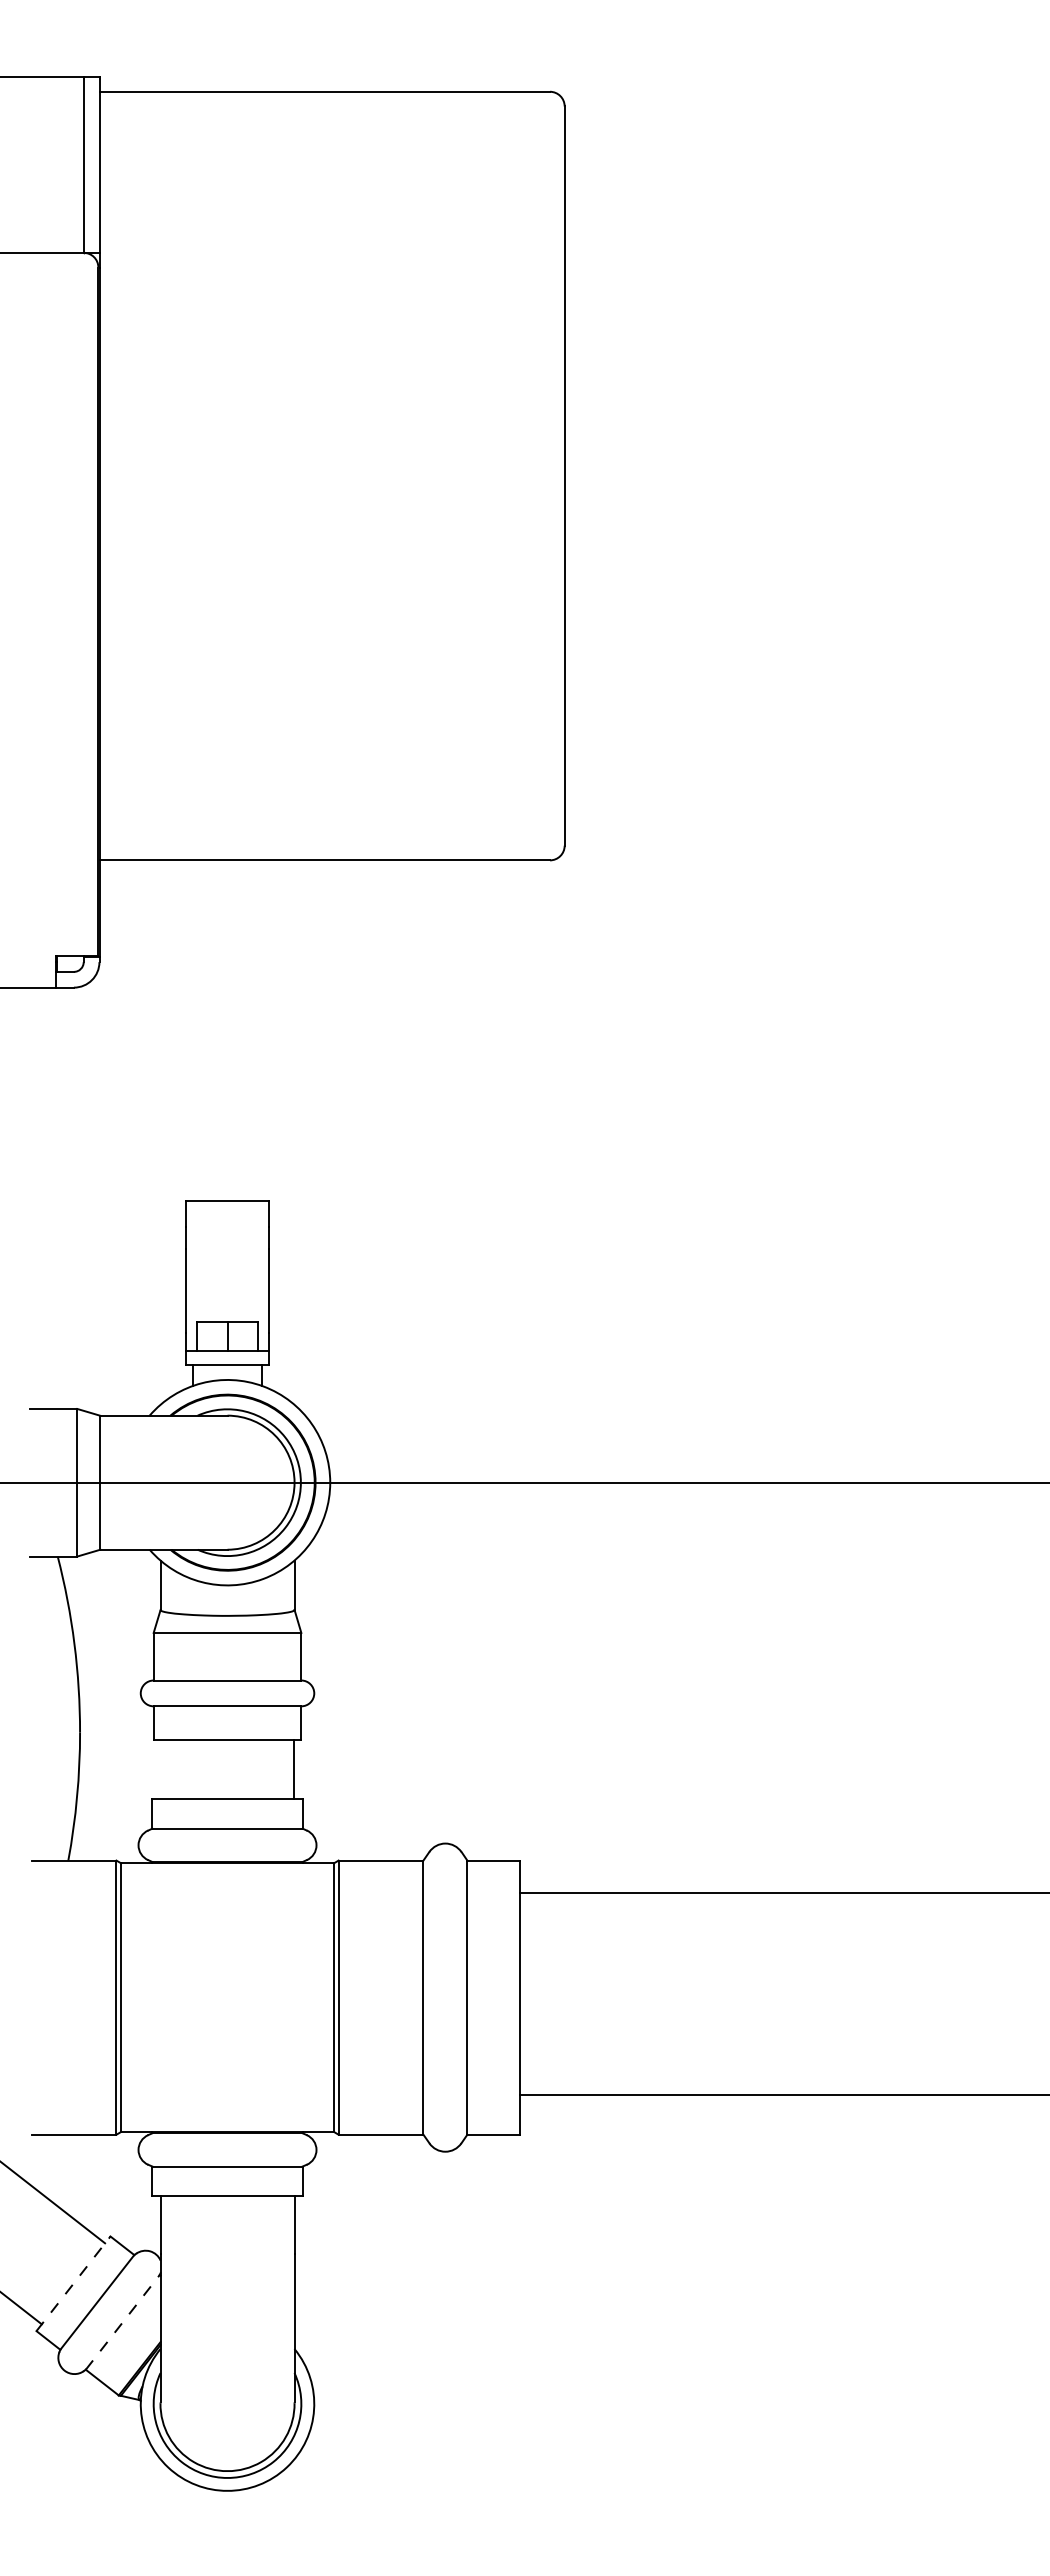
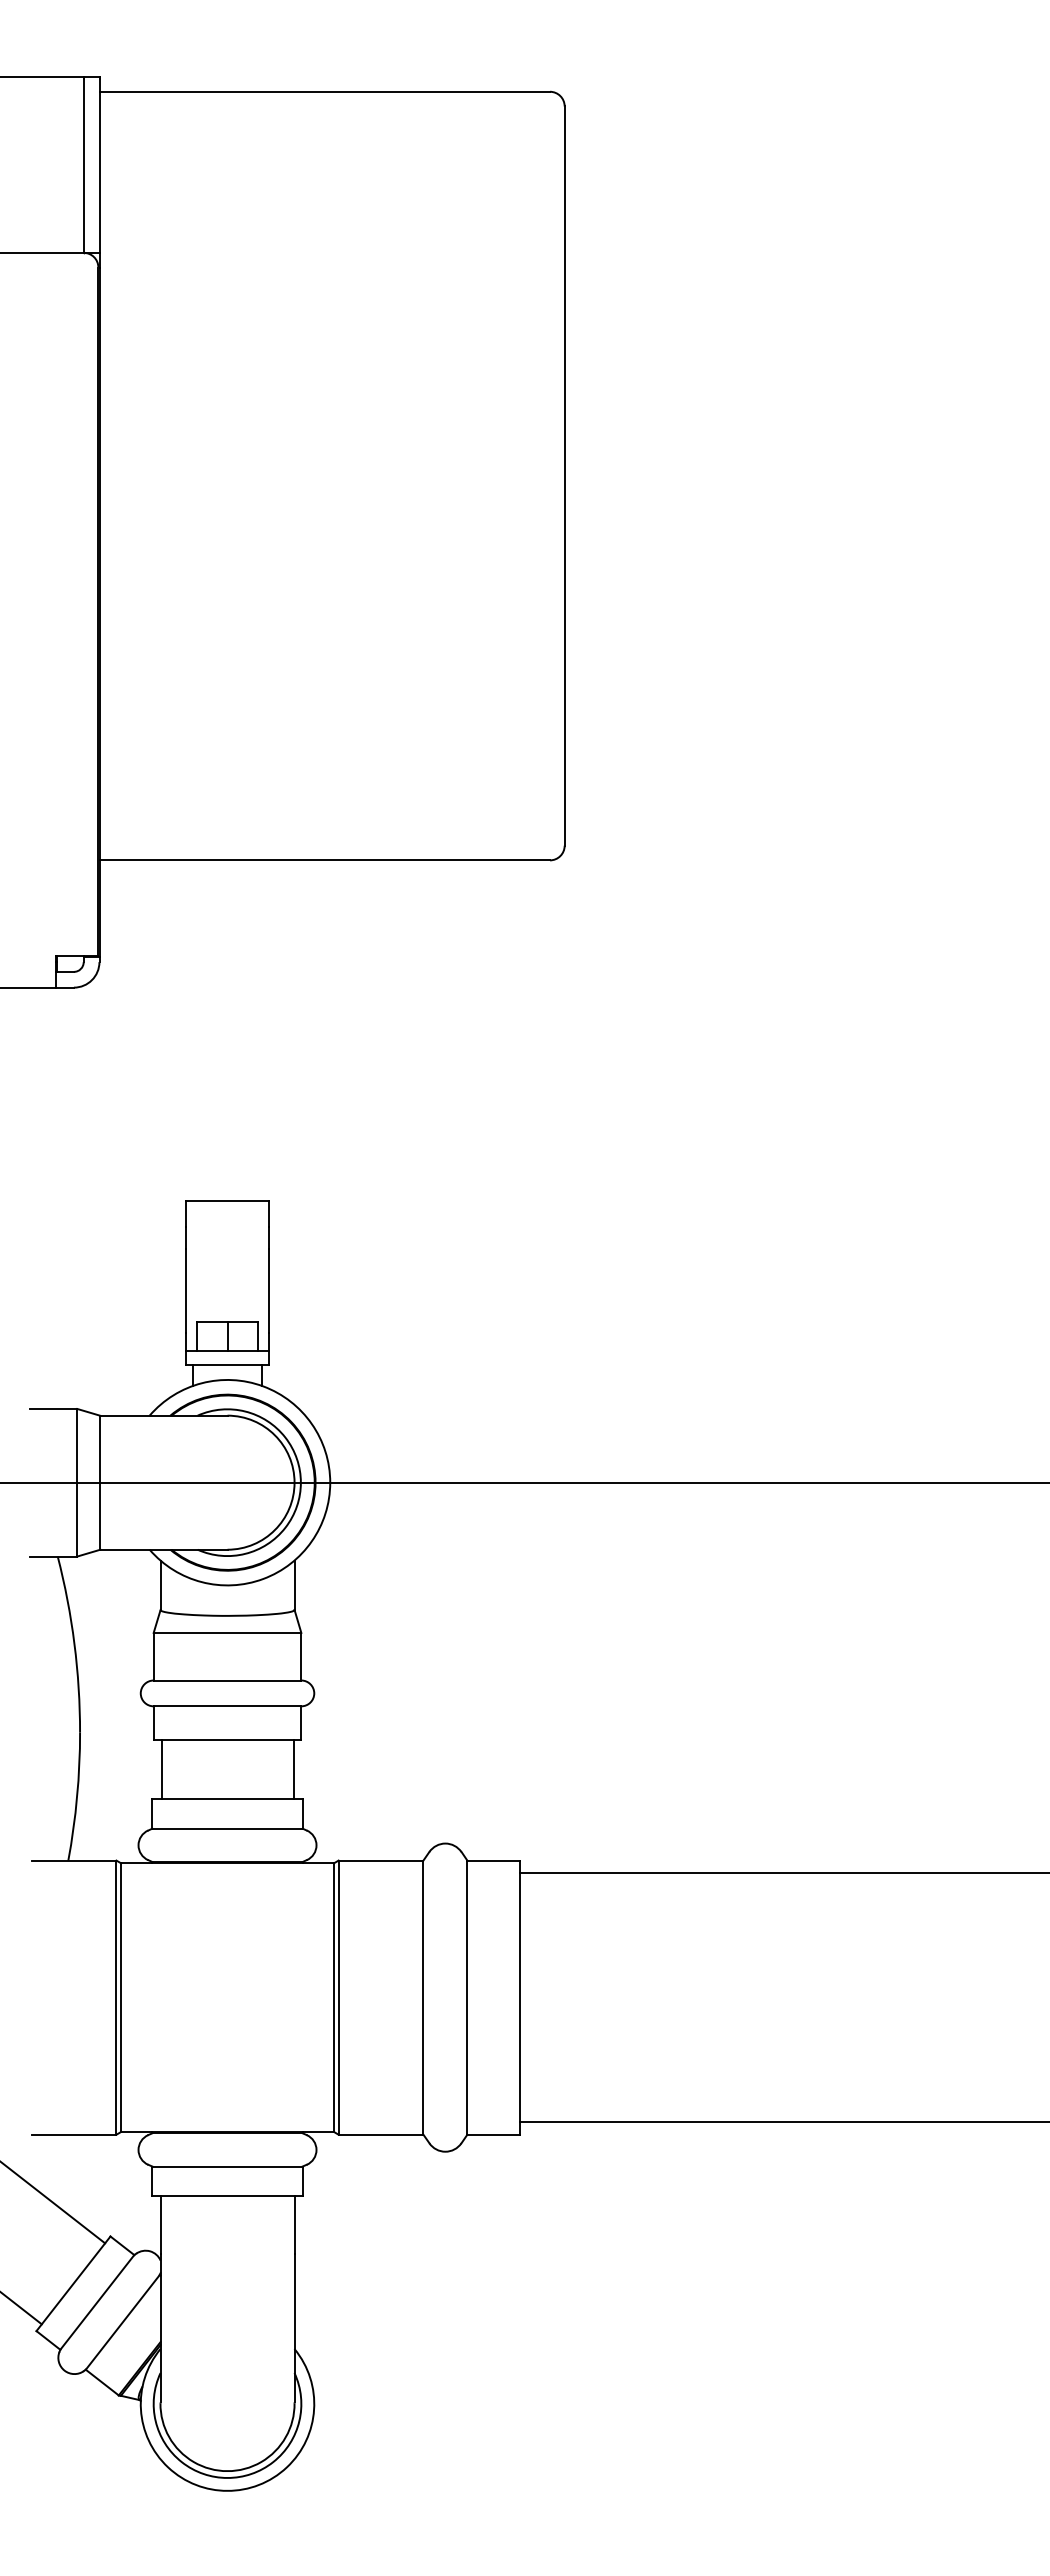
line: none -> present (161, 1768)
line position: (782, 1892) -> (782, 1872) (782, 1872)
line position: (782, 2095) -> (782, 2122) (782, 2122)
line: dashed -> solid (73, 2283)
line: dashed -> solid (123, 2321)
